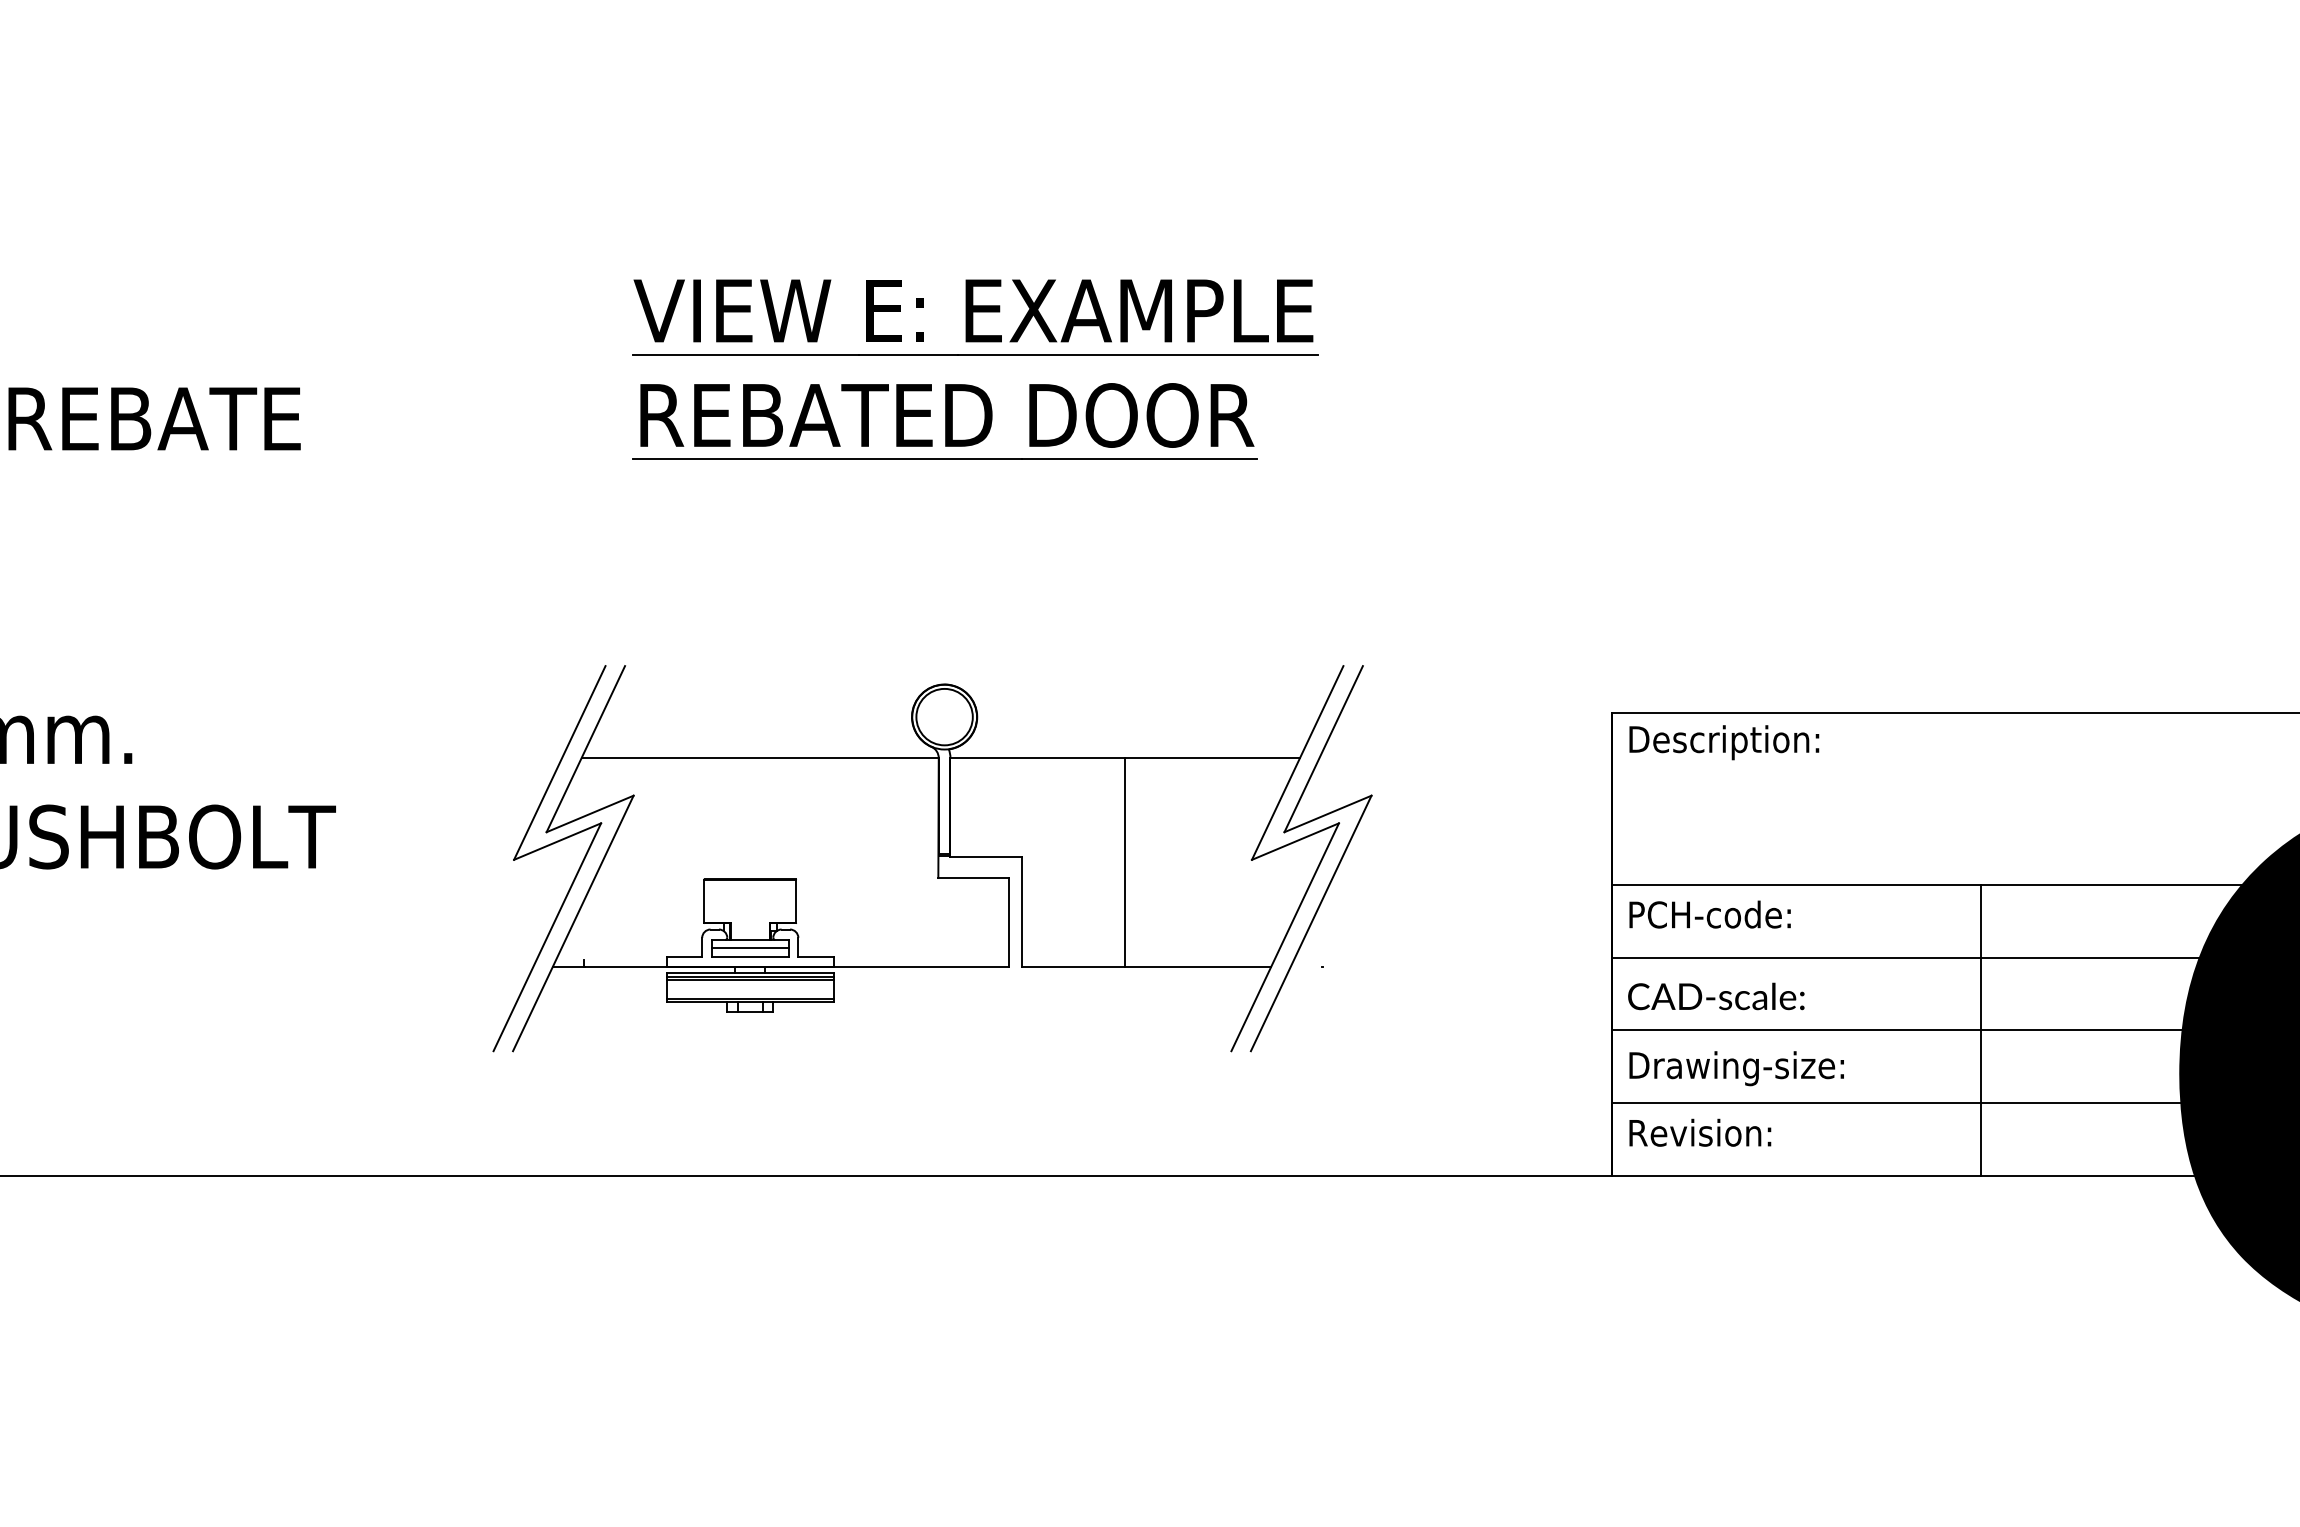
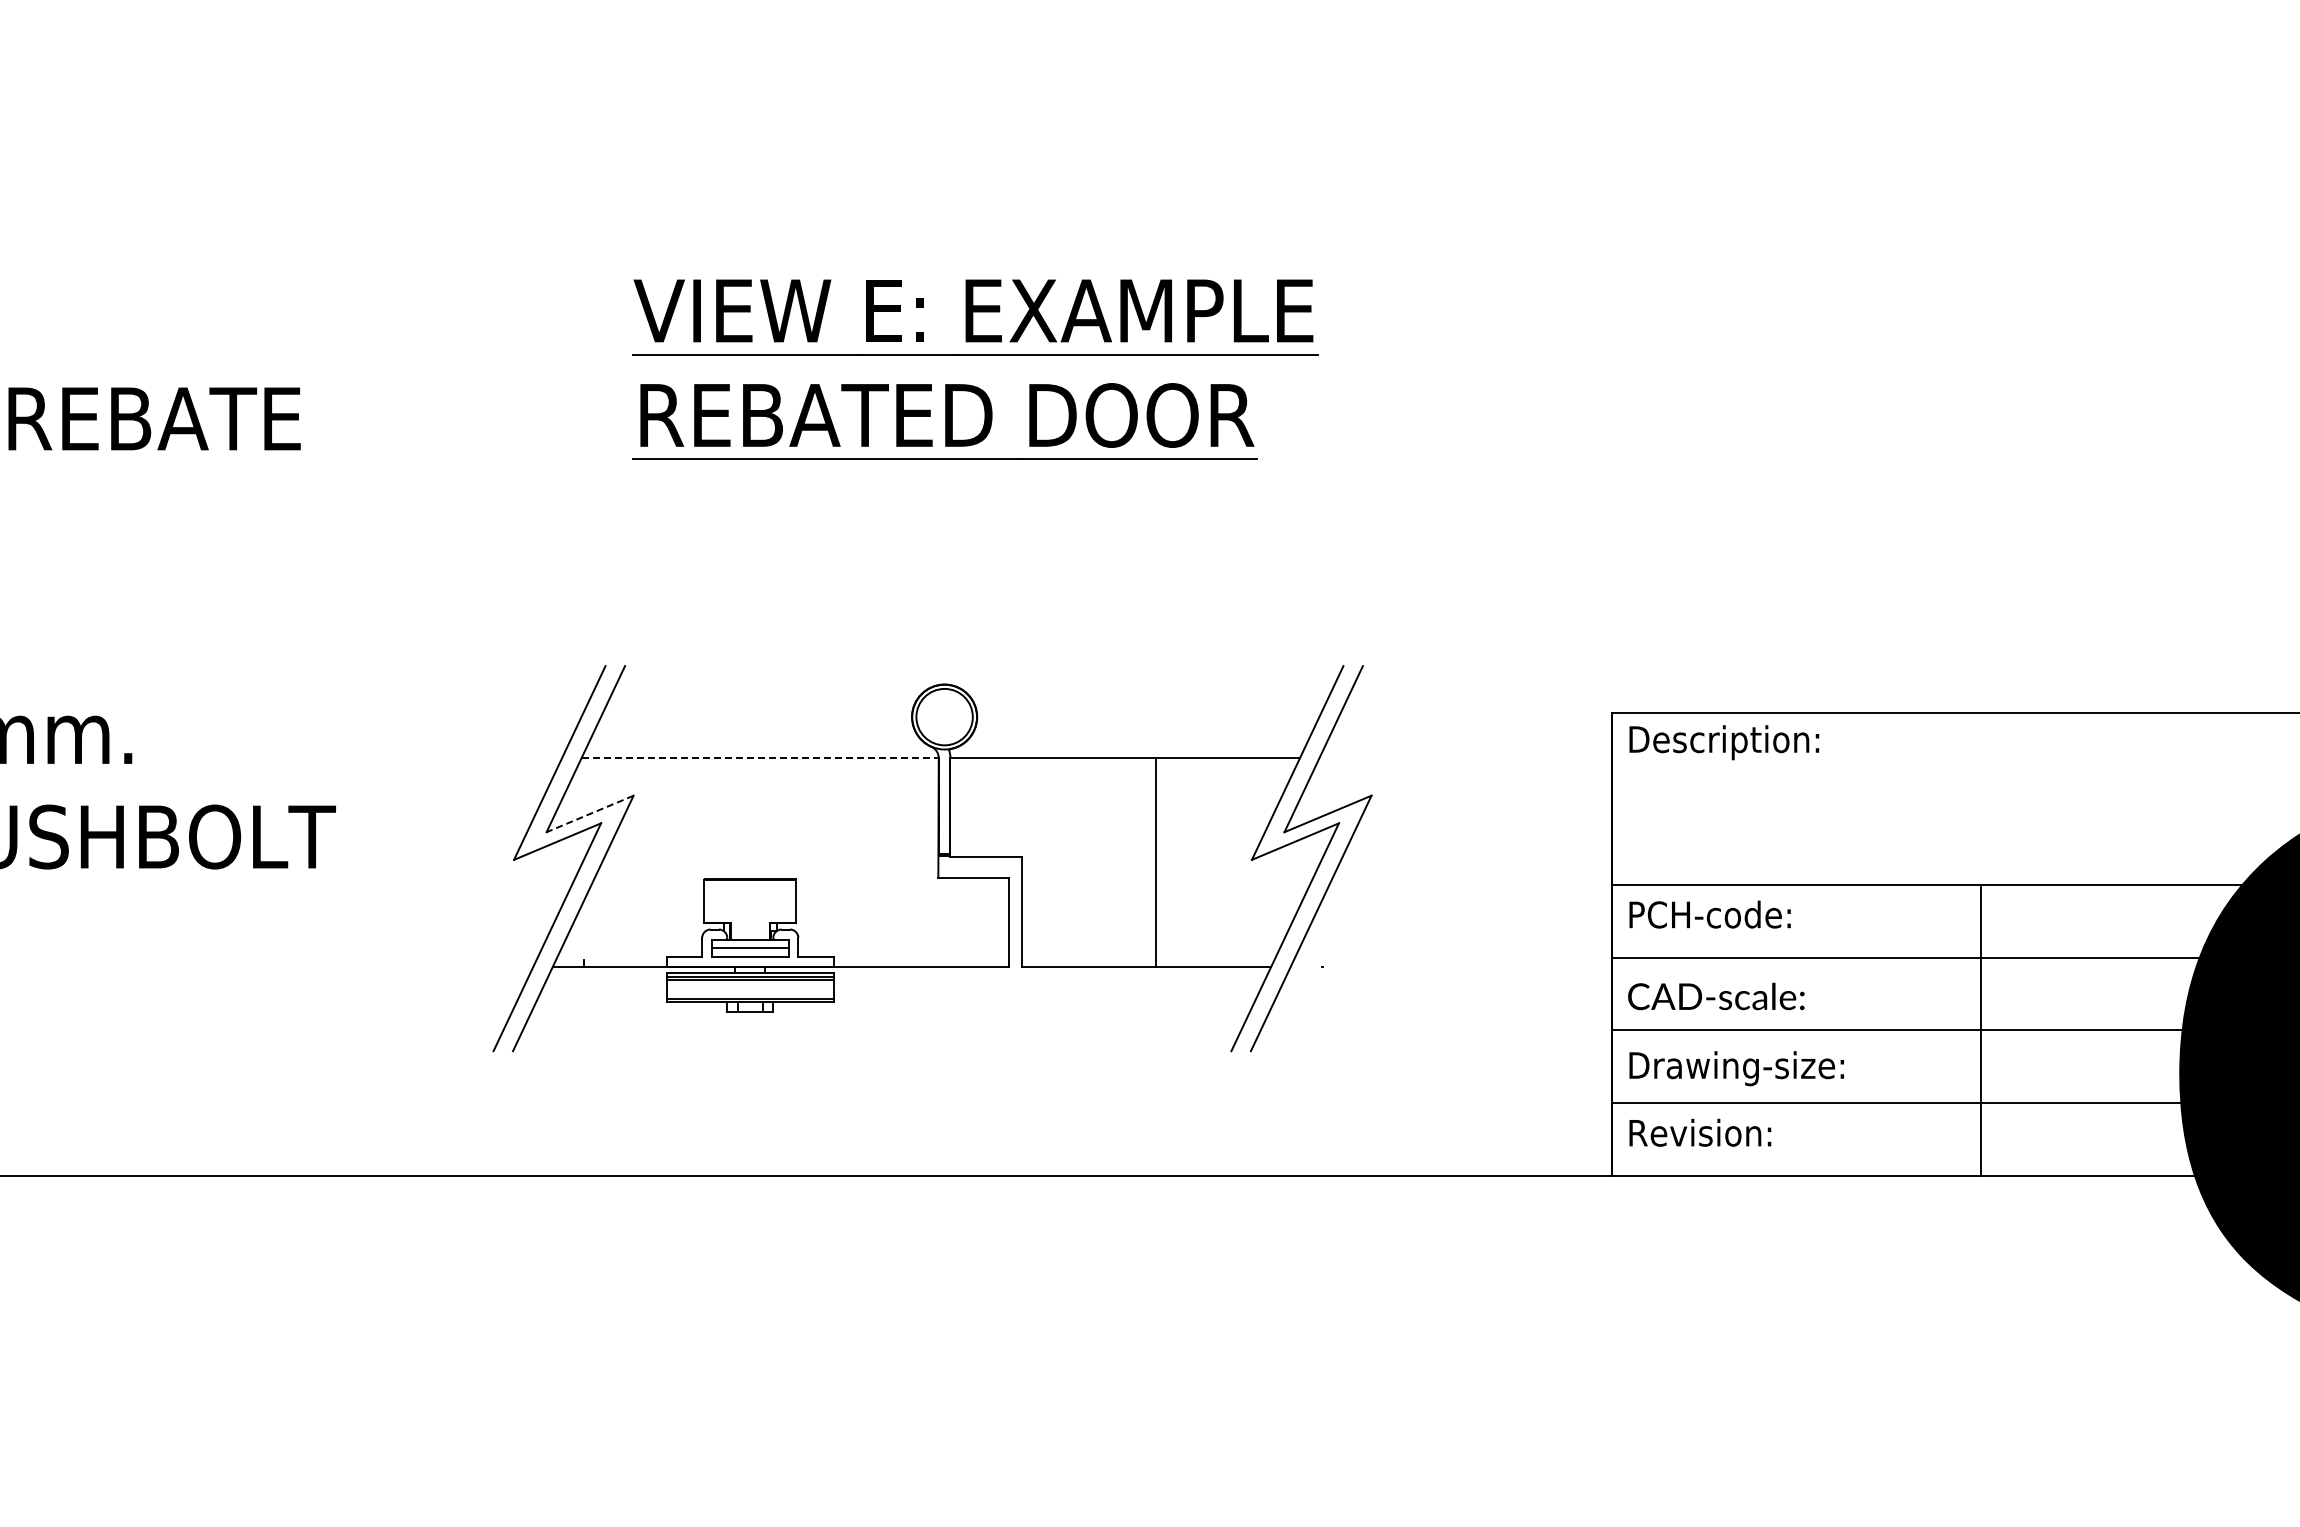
line: solid -> dashed (760, 758)
line: solid -> dashed (589, 814)
line position: (1125, 862) -> (1156, 862) (1156, 862)
